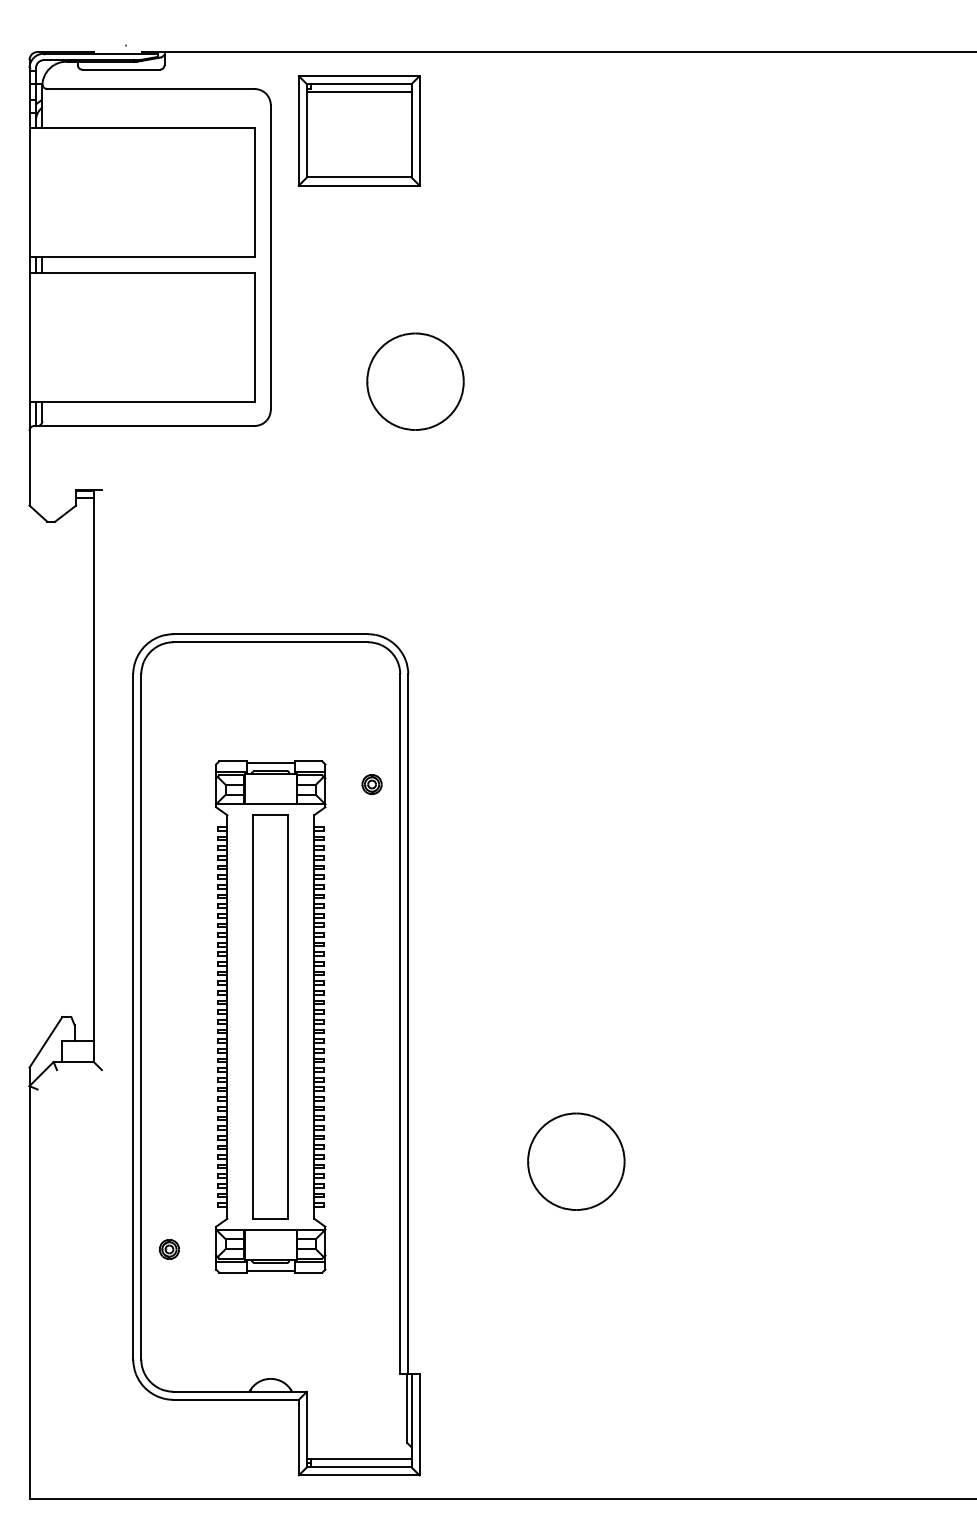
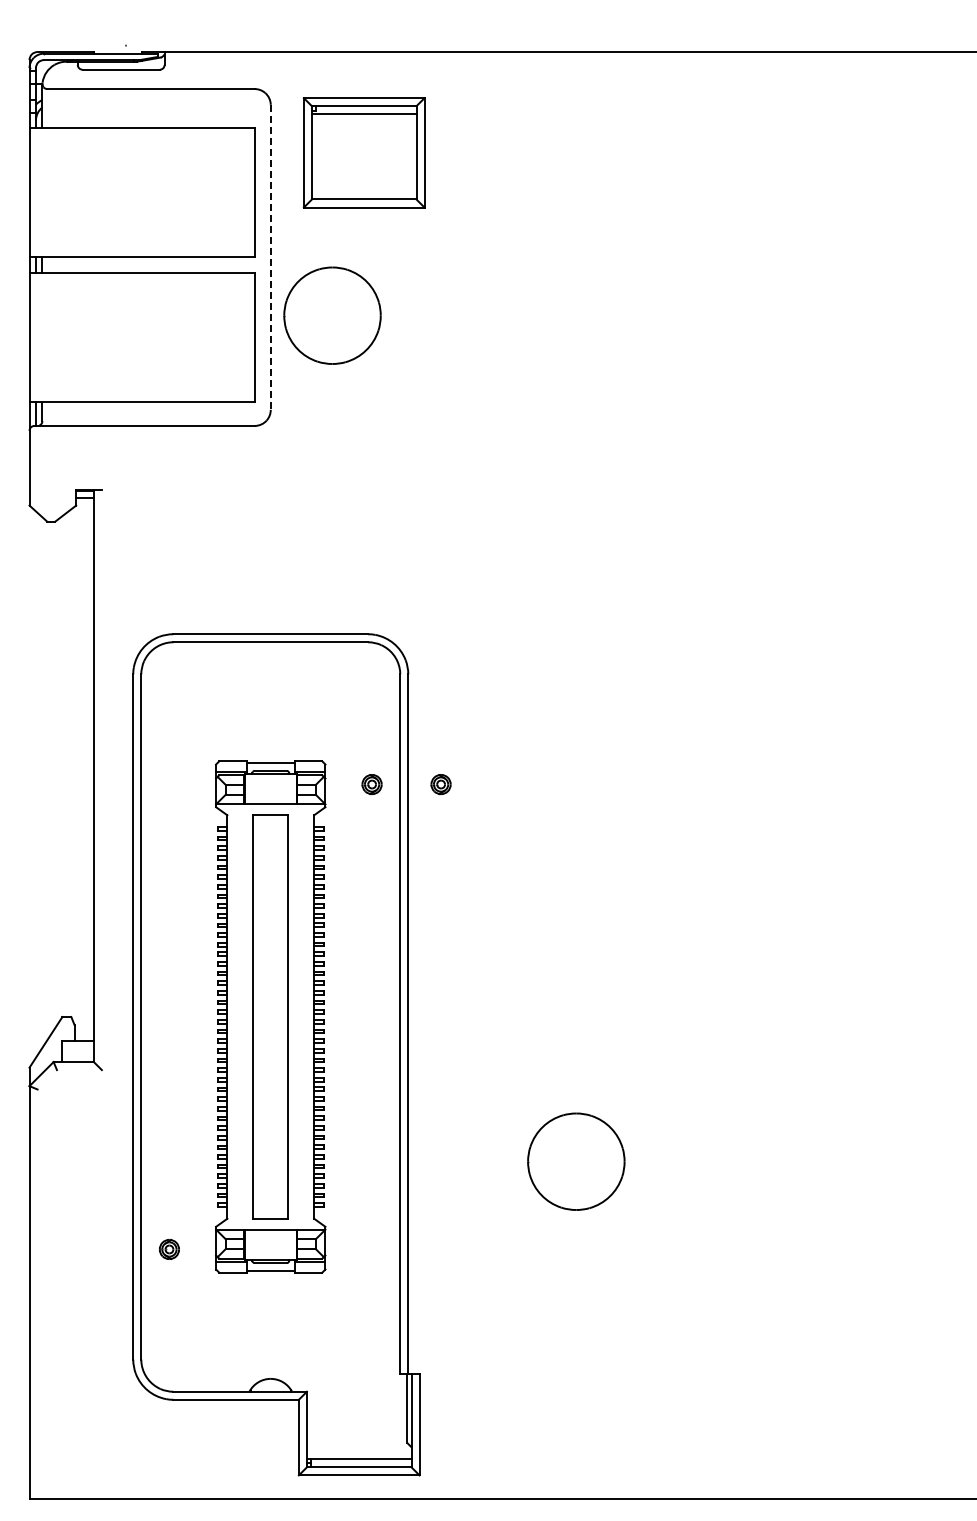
part position: (358, 130) -> (363, 152) (363, 152)
line: solid -> dashed (270, 258)
part position: (415, 381) -> (332, 315) (332, 315)
part: none -> present (440, 784)
